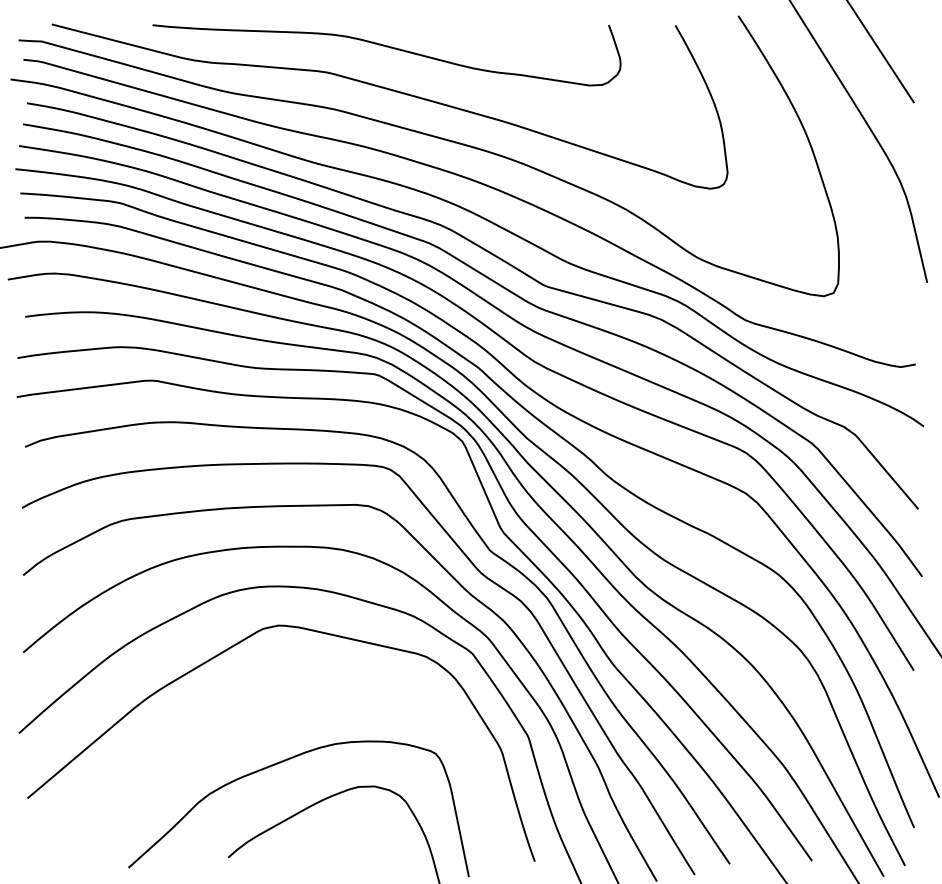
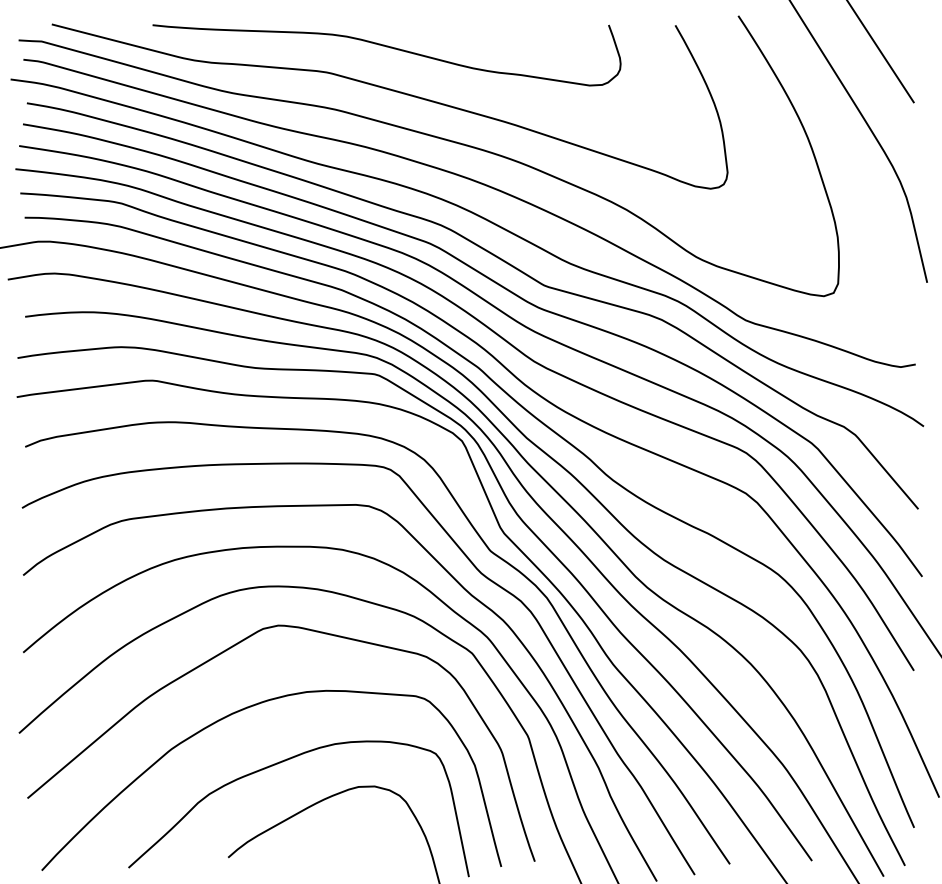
curve: none -> present (243, 710)
